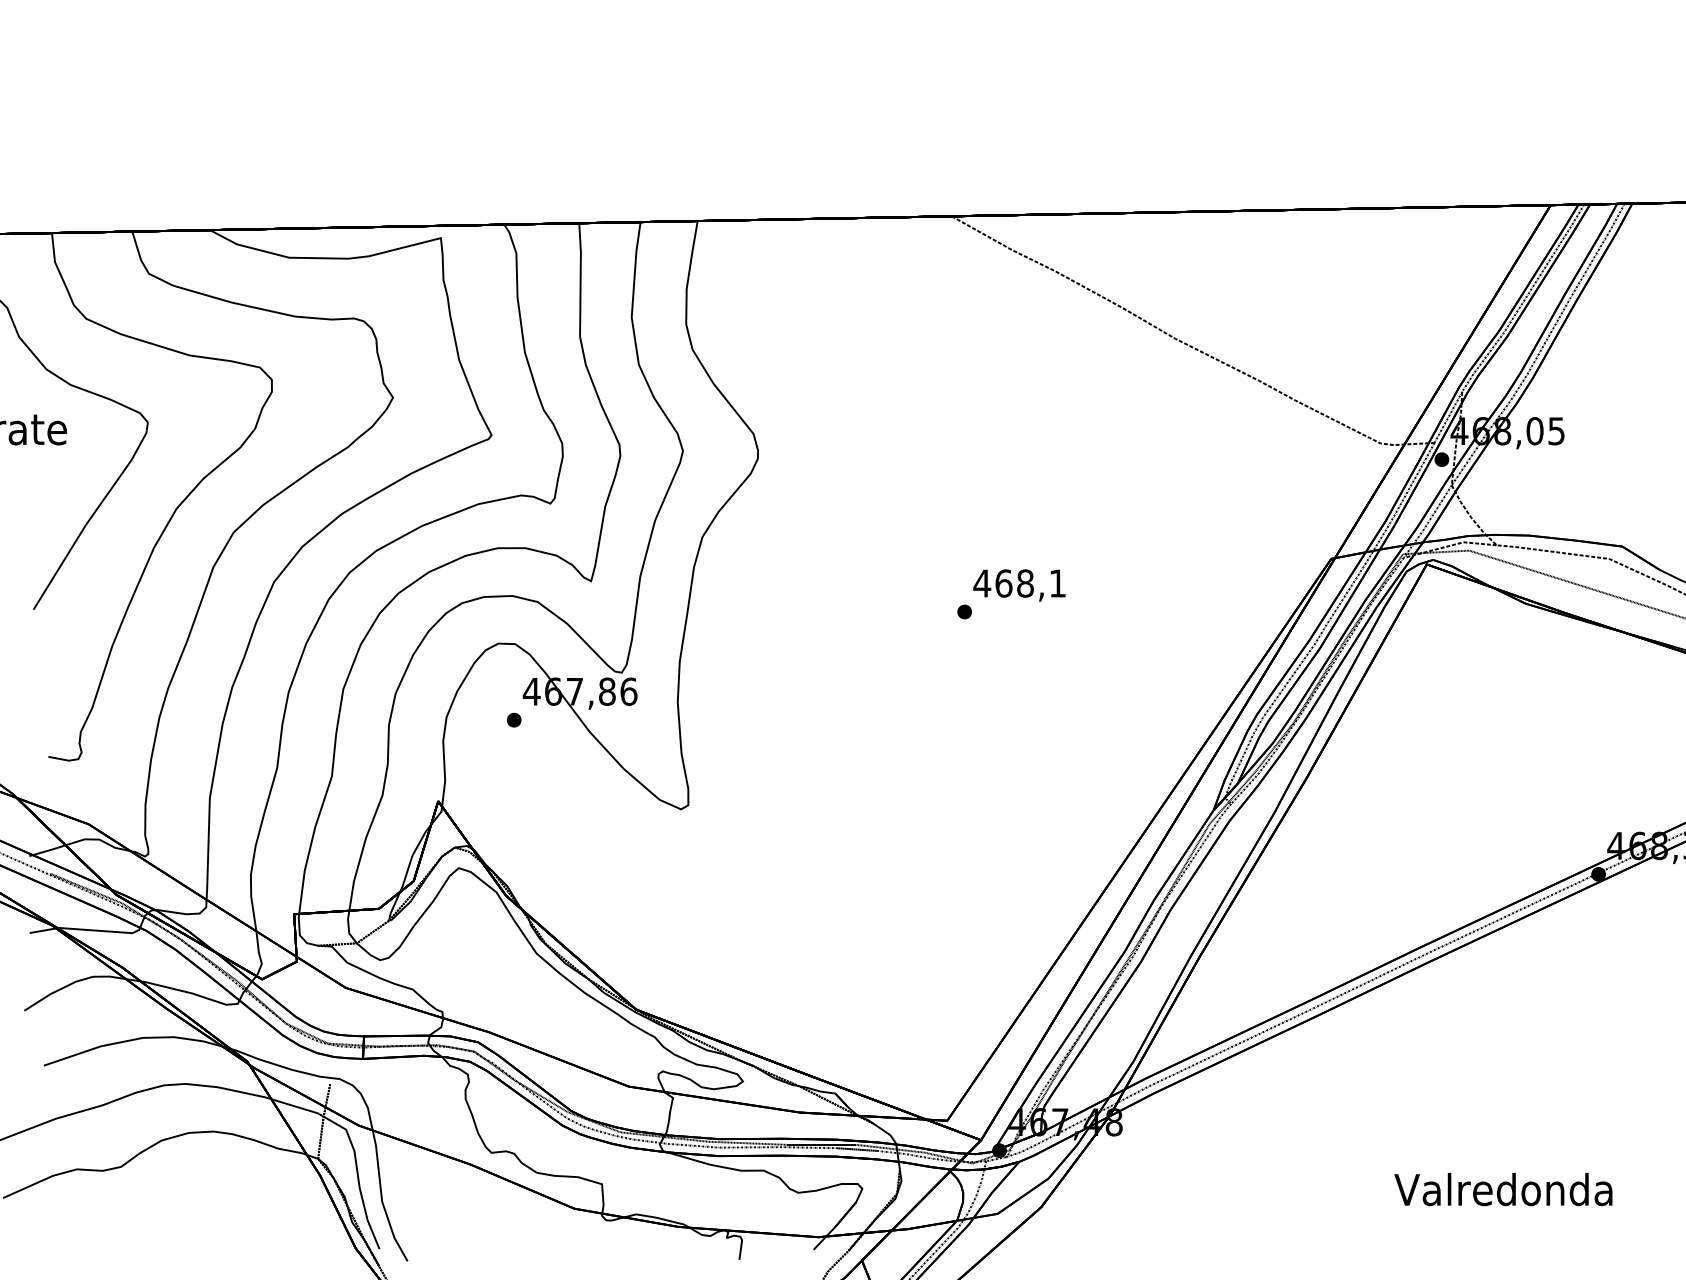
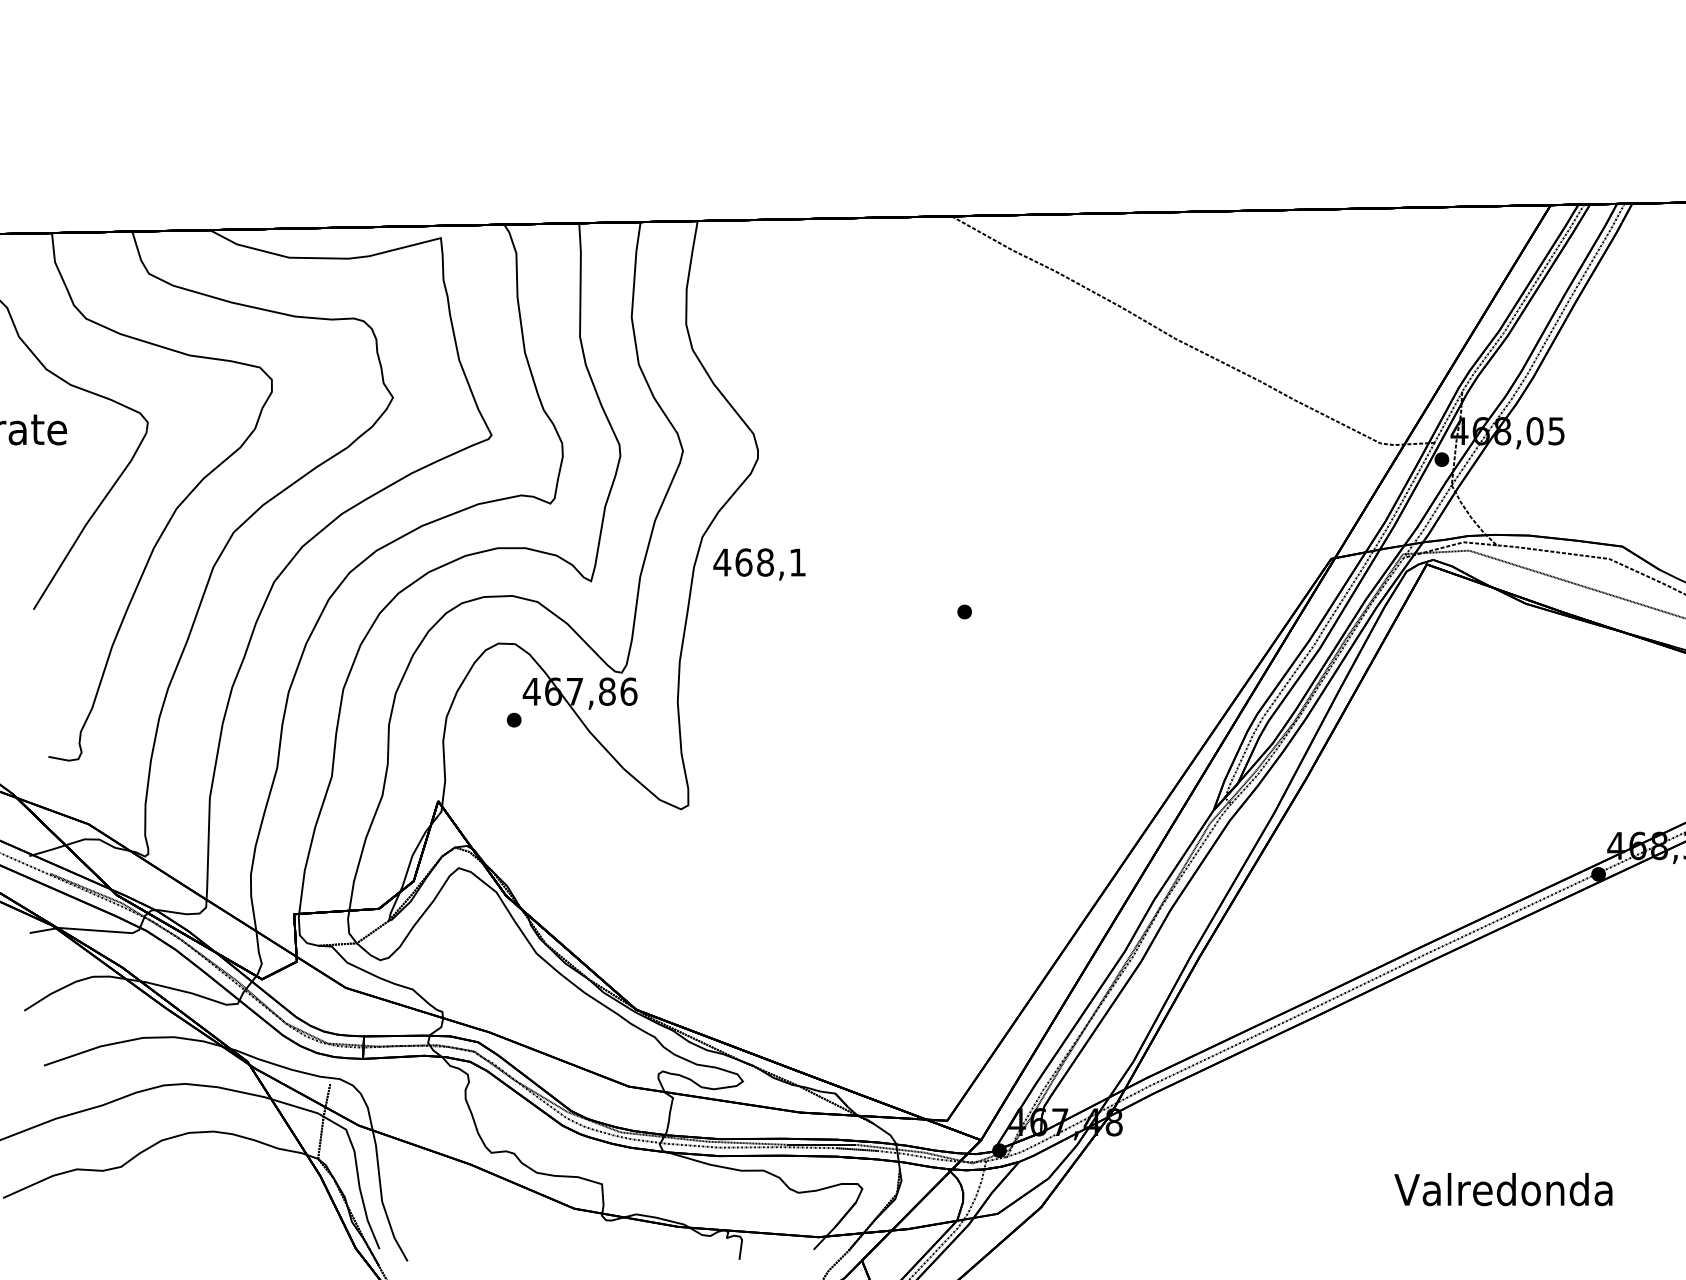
text position: (1019, 585) -> (759, 564) (759, 564)
